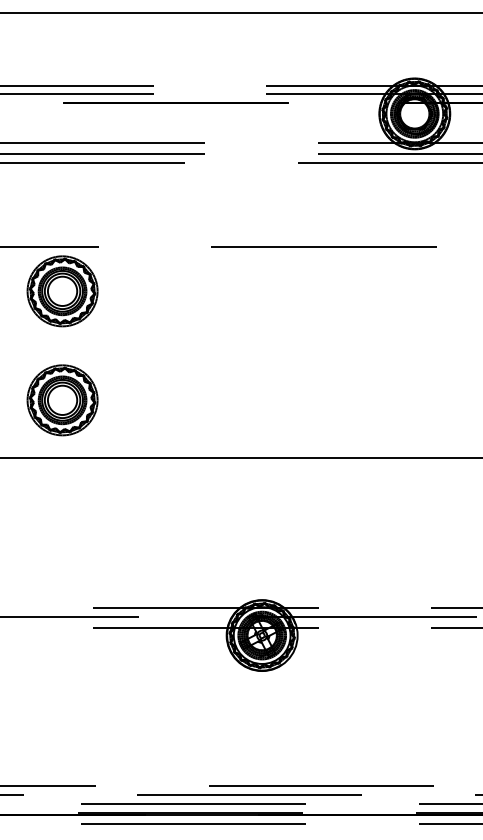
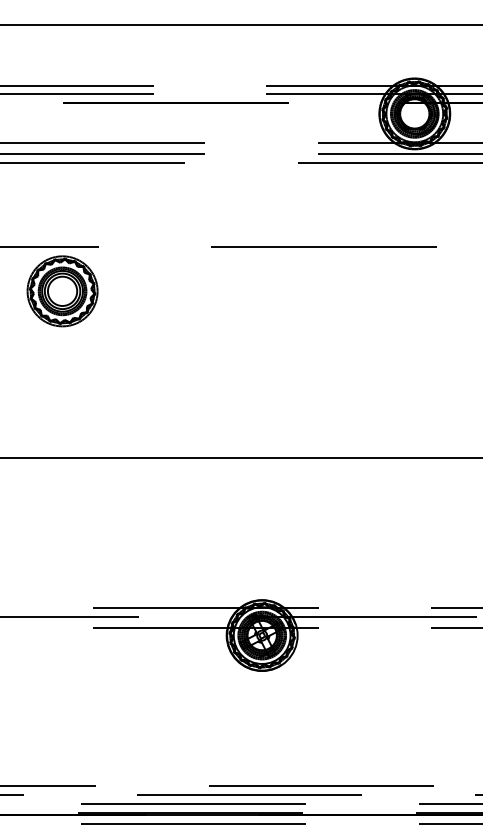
line position: (240, 13) -> (240, 25) (240, 25)
part: present -> none (62, 400)
